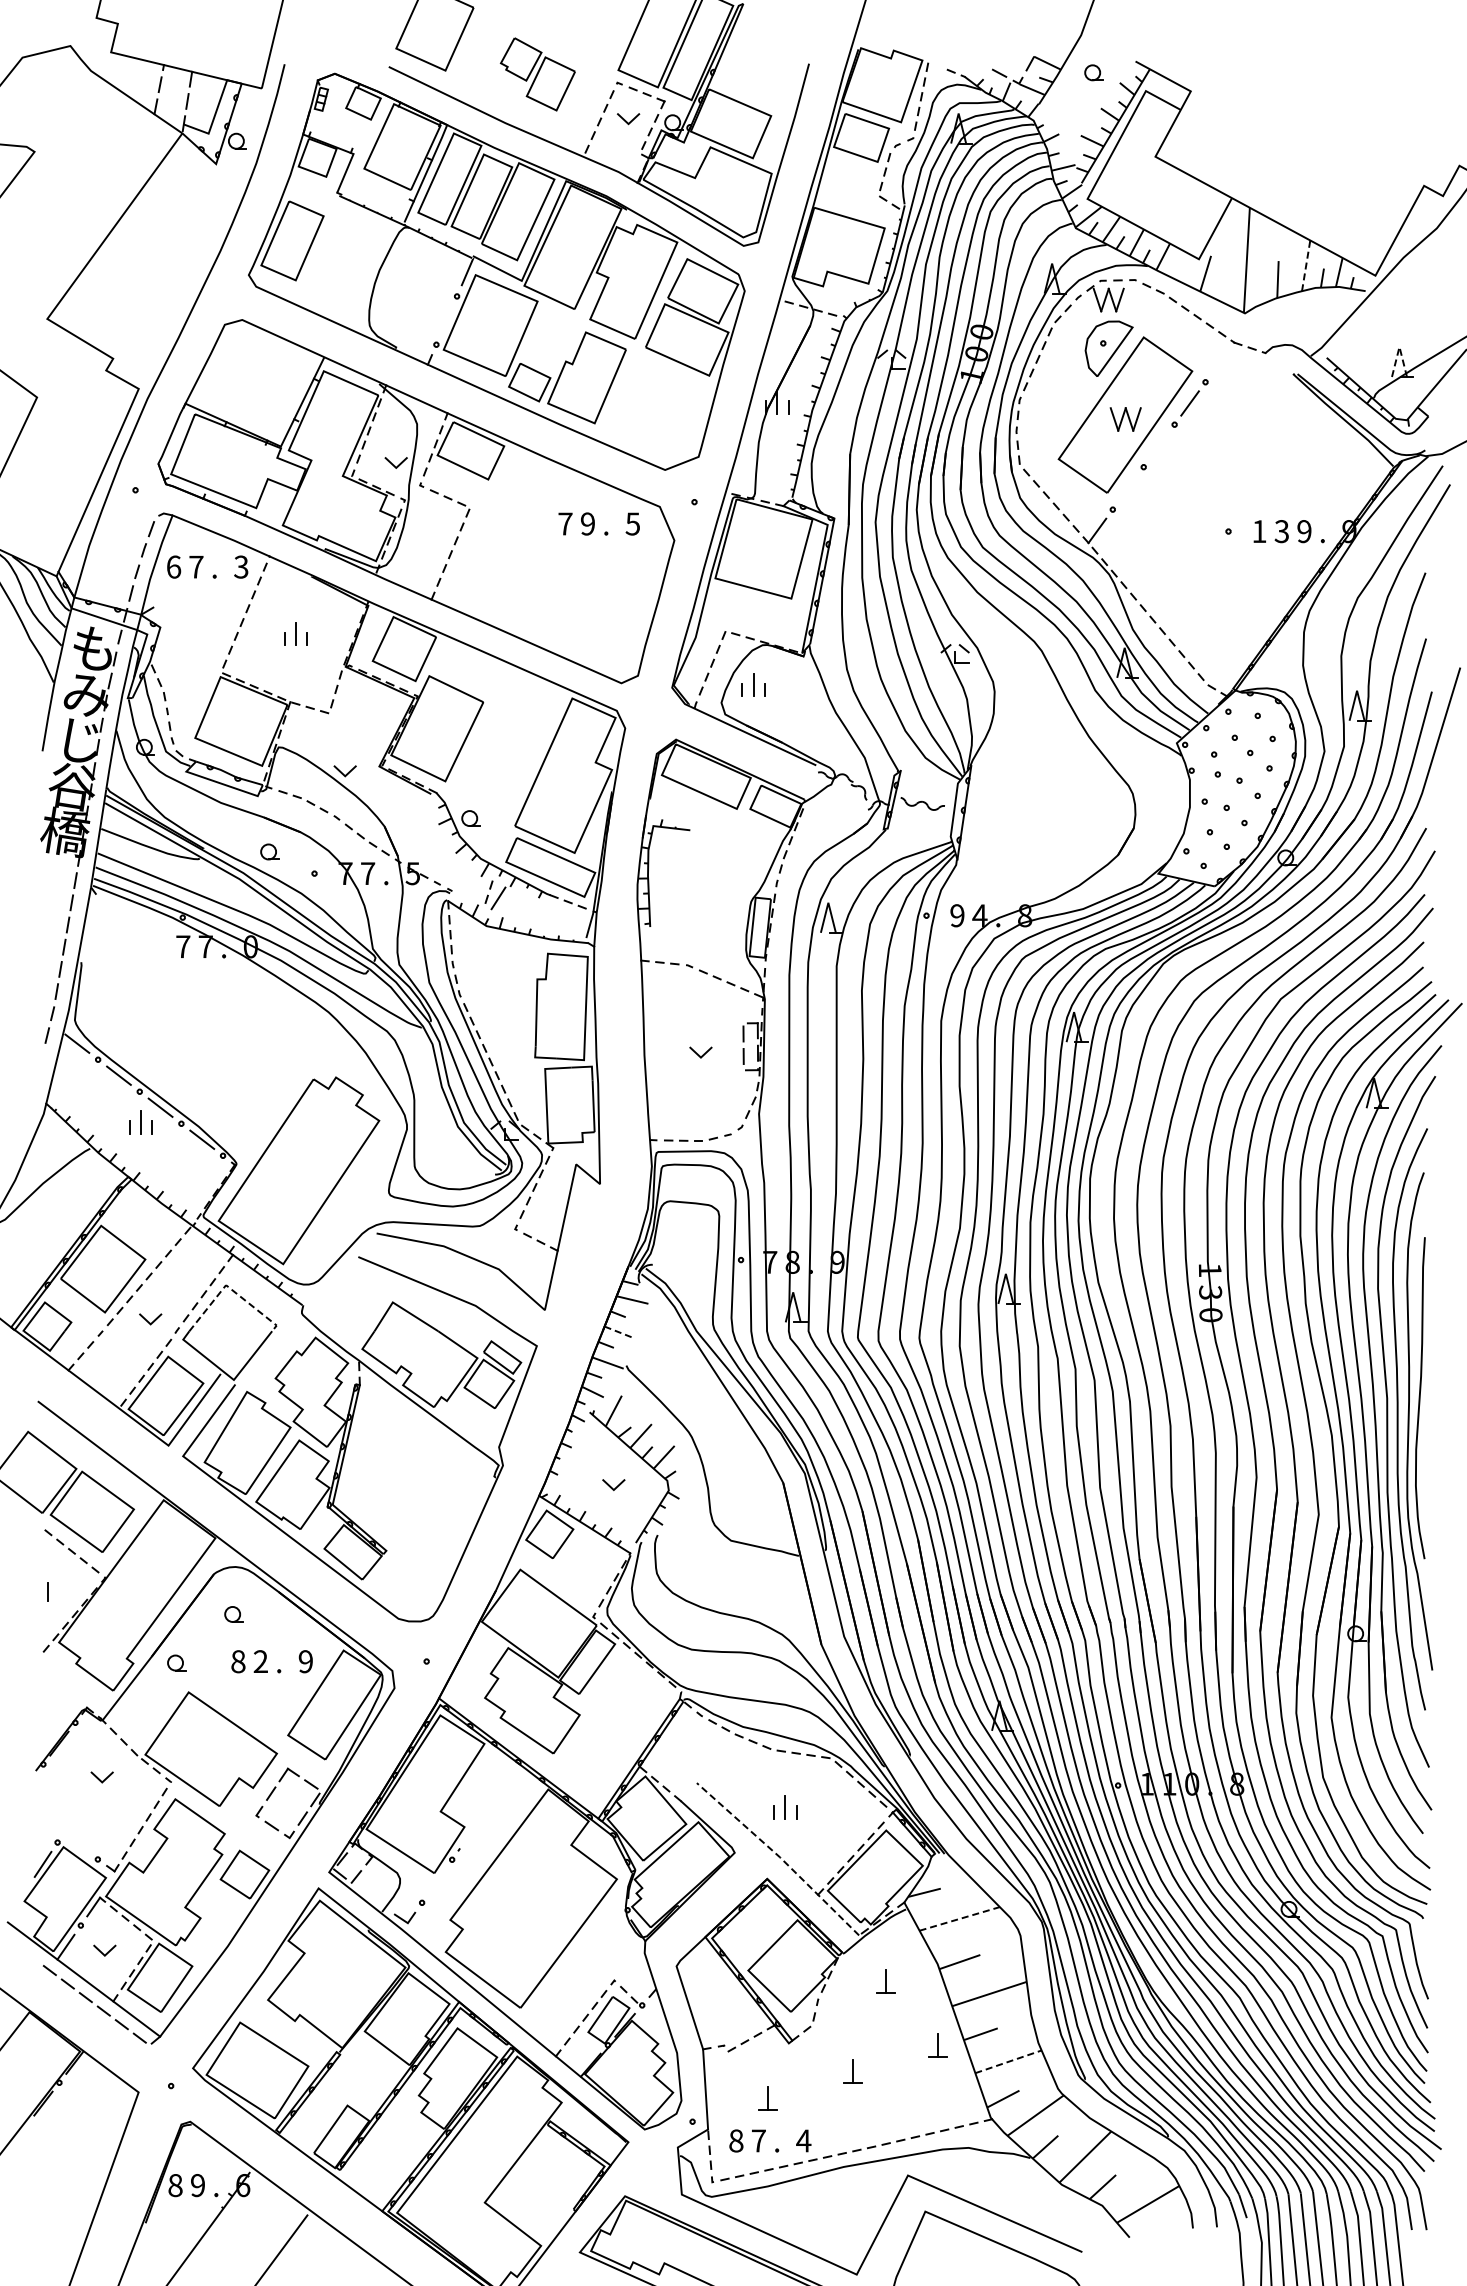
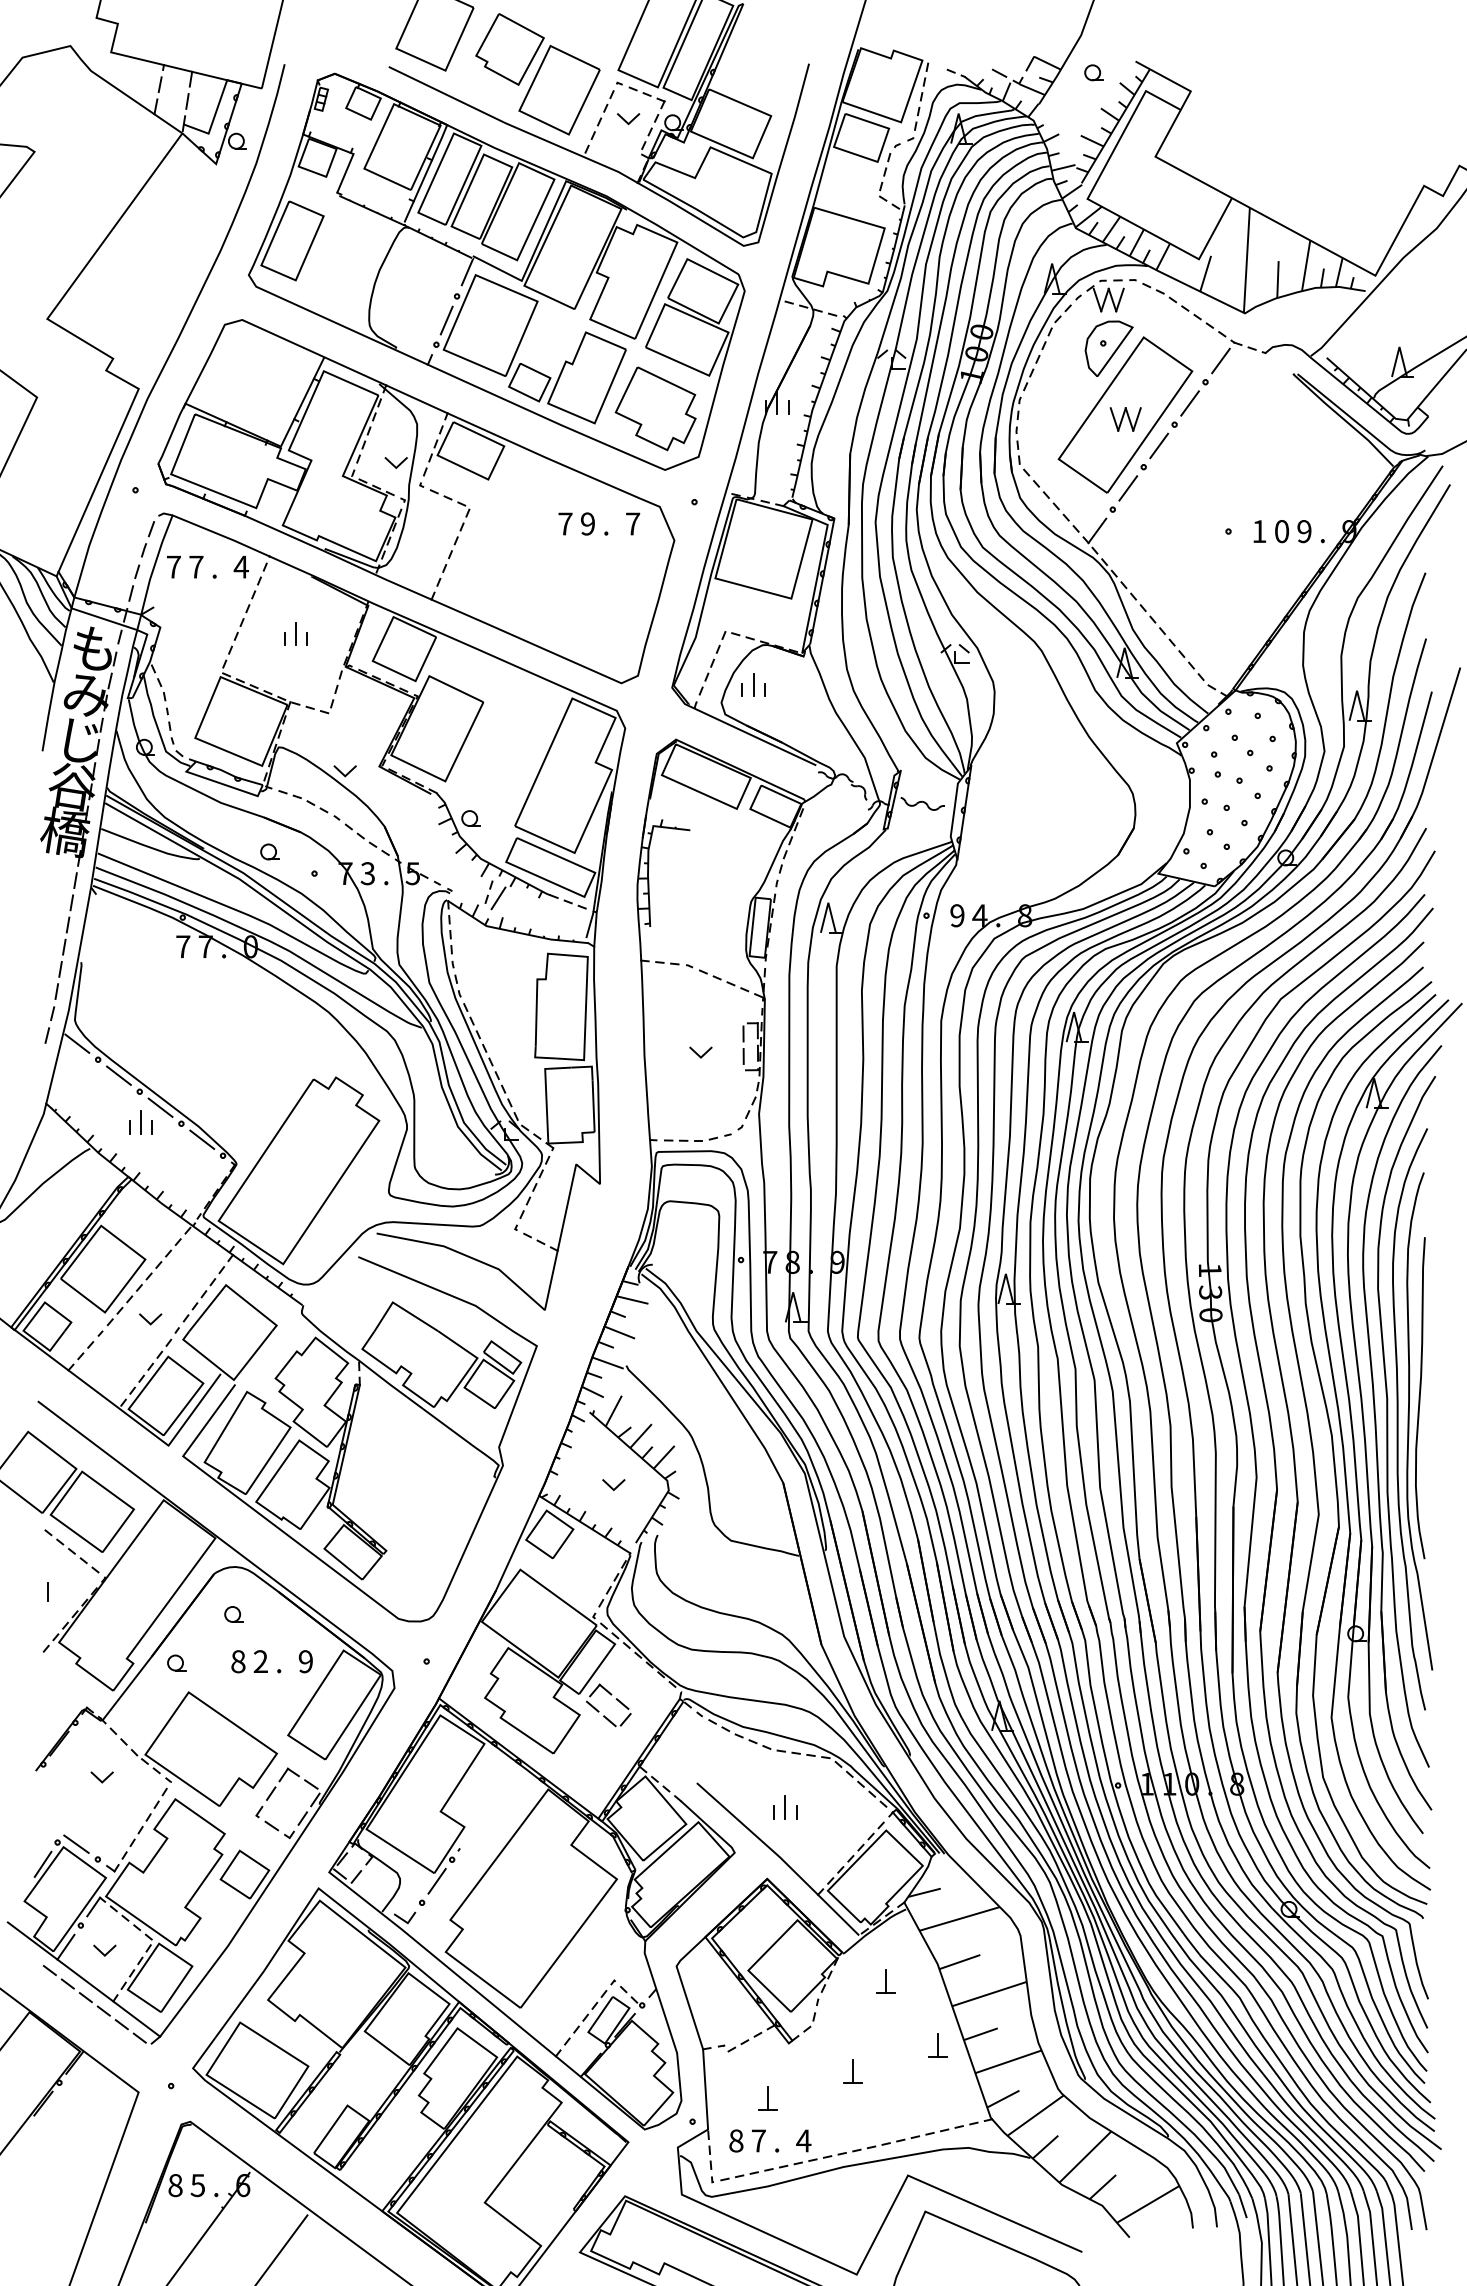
part size: 77x75 px -> 126x123 px (537, 74)
line: dashed -> solid (1306, 265)
line: none -> present (446, 320)
line: dashed -> solid (1399, 346)
line: none -> present (1220, 360)
part: none -> present (655, 408)
line: none -> present (1159, 445)
line: none -> present (1128, 488)
text: 5 -> 7 (632, 523)
text: 3 -> 0 (1281, 531)
text: 6 -> 7 (174, 566)
text: 3 -> 4 (240, 566)
text: 7 -> 3 (367, 873)
line: dashed -> solid (231, 1289)
line: dashed -> solid (620, 1332)
part: none -> present (615, 1699)
line: none -> present (76, 1843)
line: dashed -> solid (780, 1857)
line: none -> present (436, 1881)
line: dashed -> solid (959, 1918)
line: dashed -> solid (1008, 2061)
text: 9 -> 5 (197, 2185)
